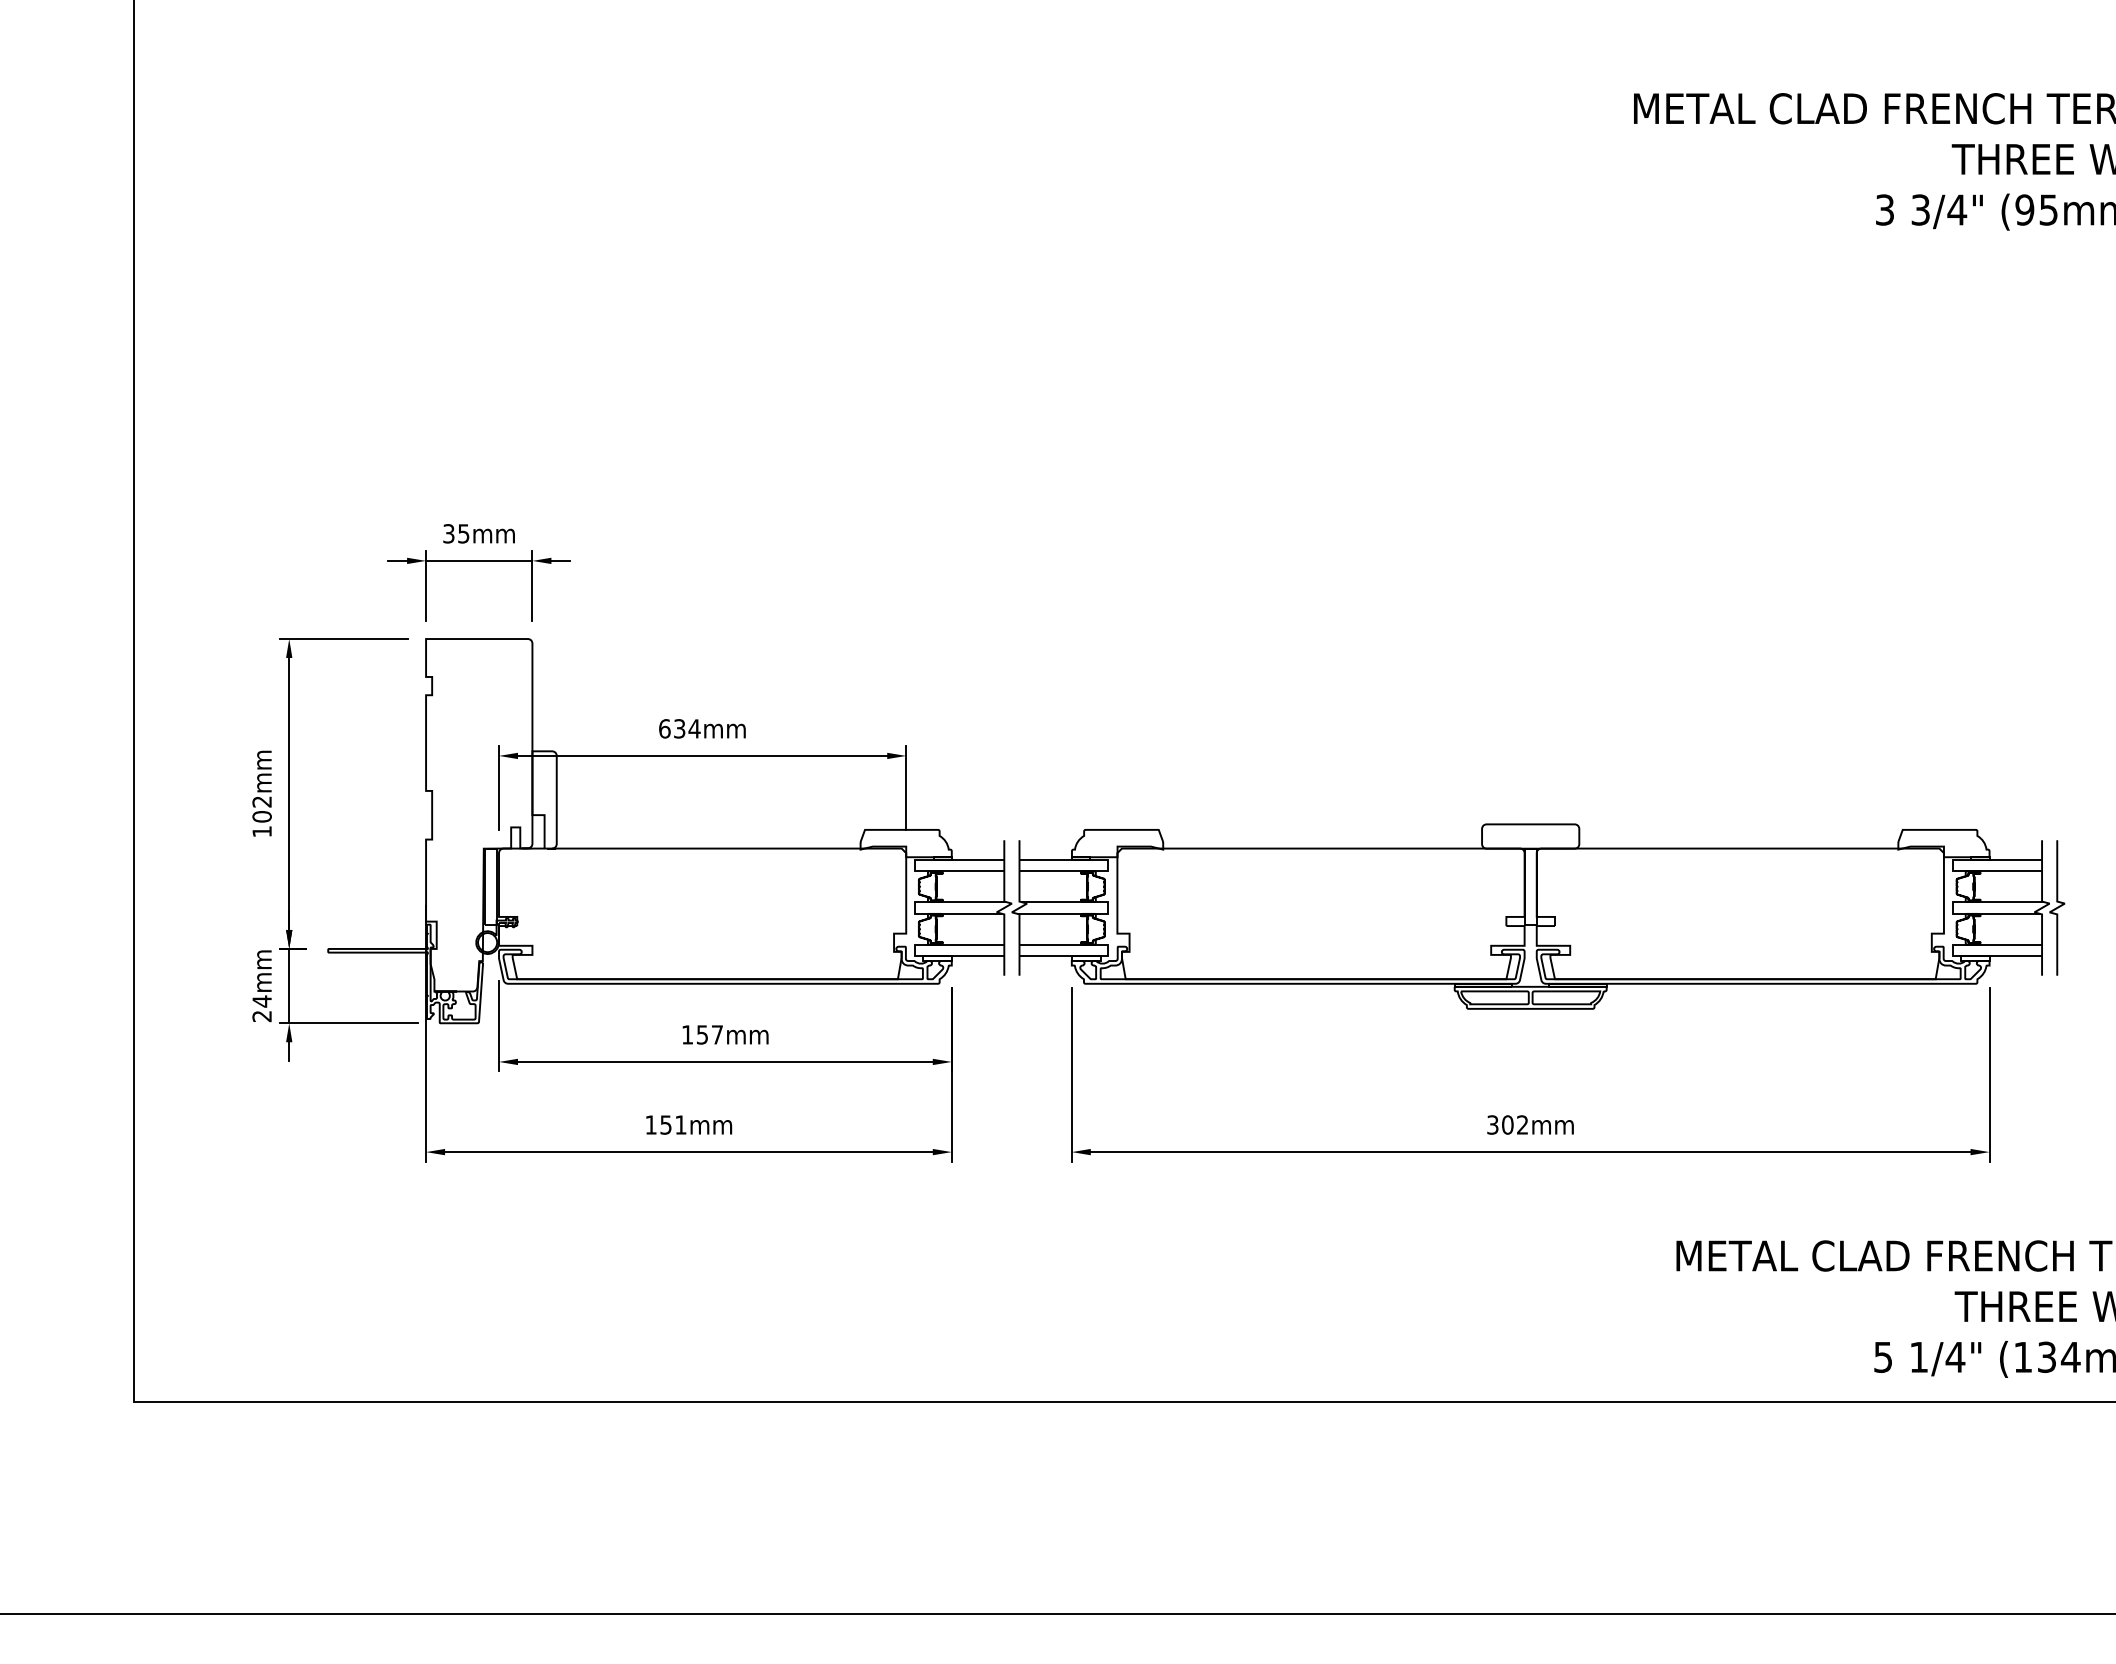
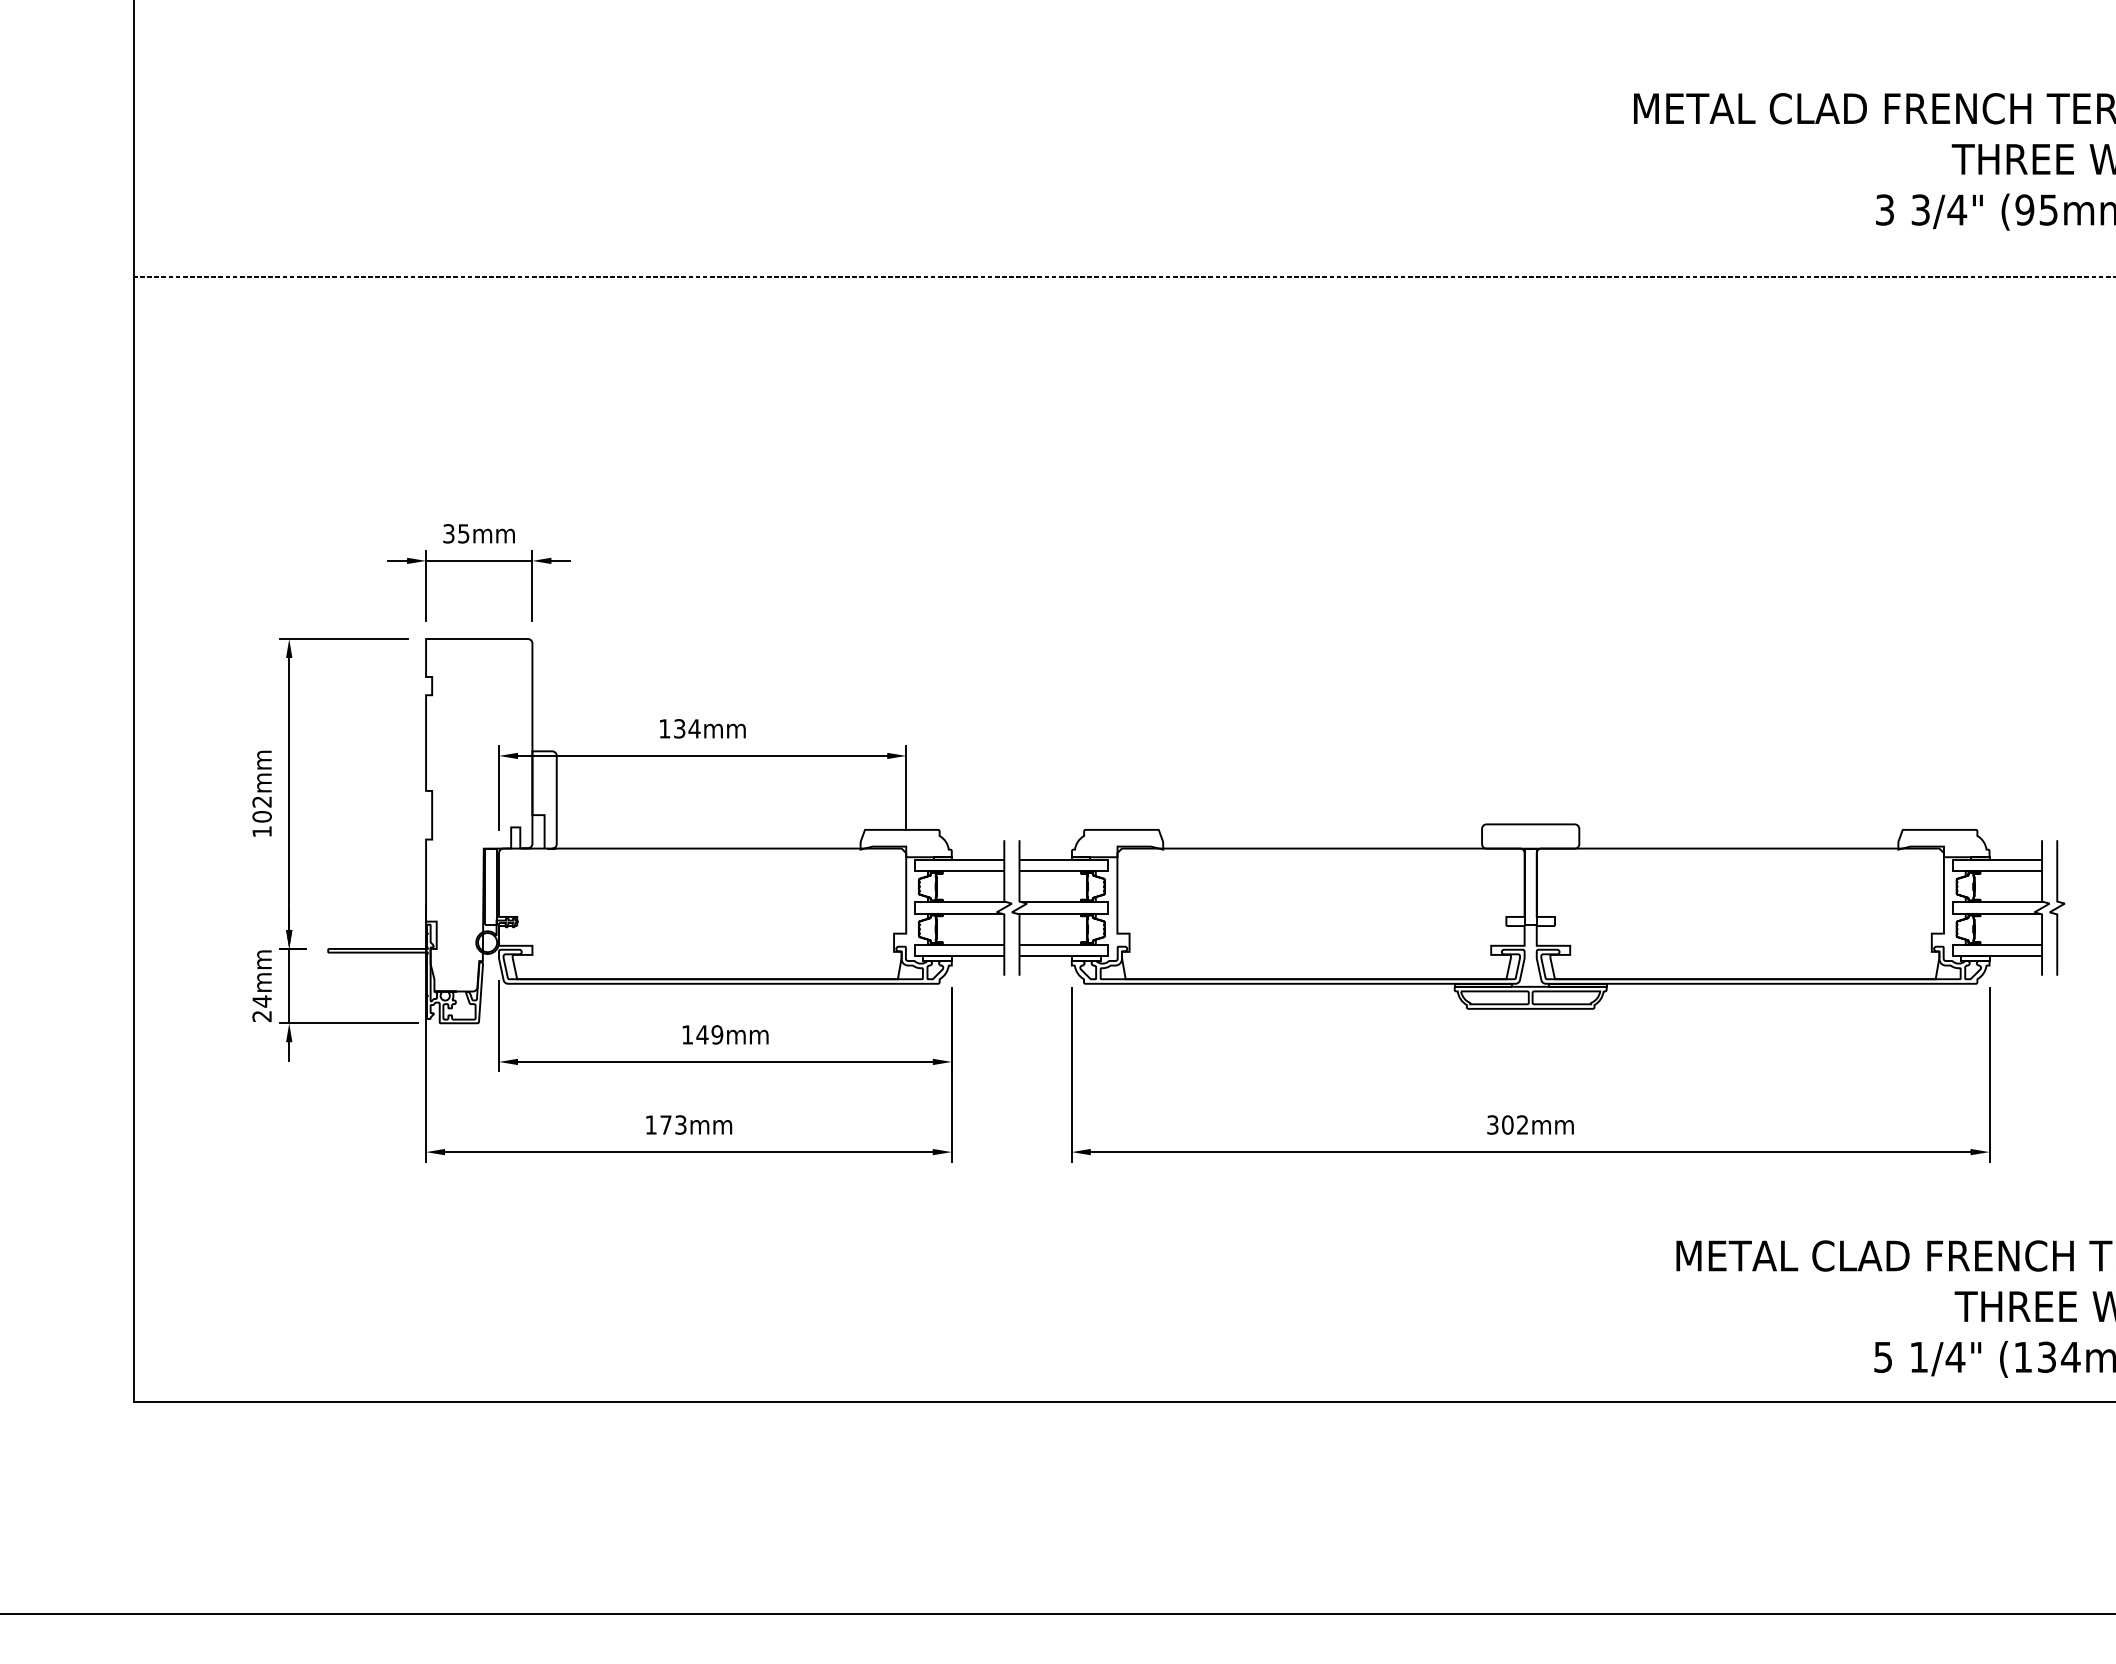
line: none -> present (1123, 277)
text: 634mm -> 134mm (664, 728)
text: 157mm -> 149mm (709, 1034)
text: 151mm -> 173mm (673, 1124)
